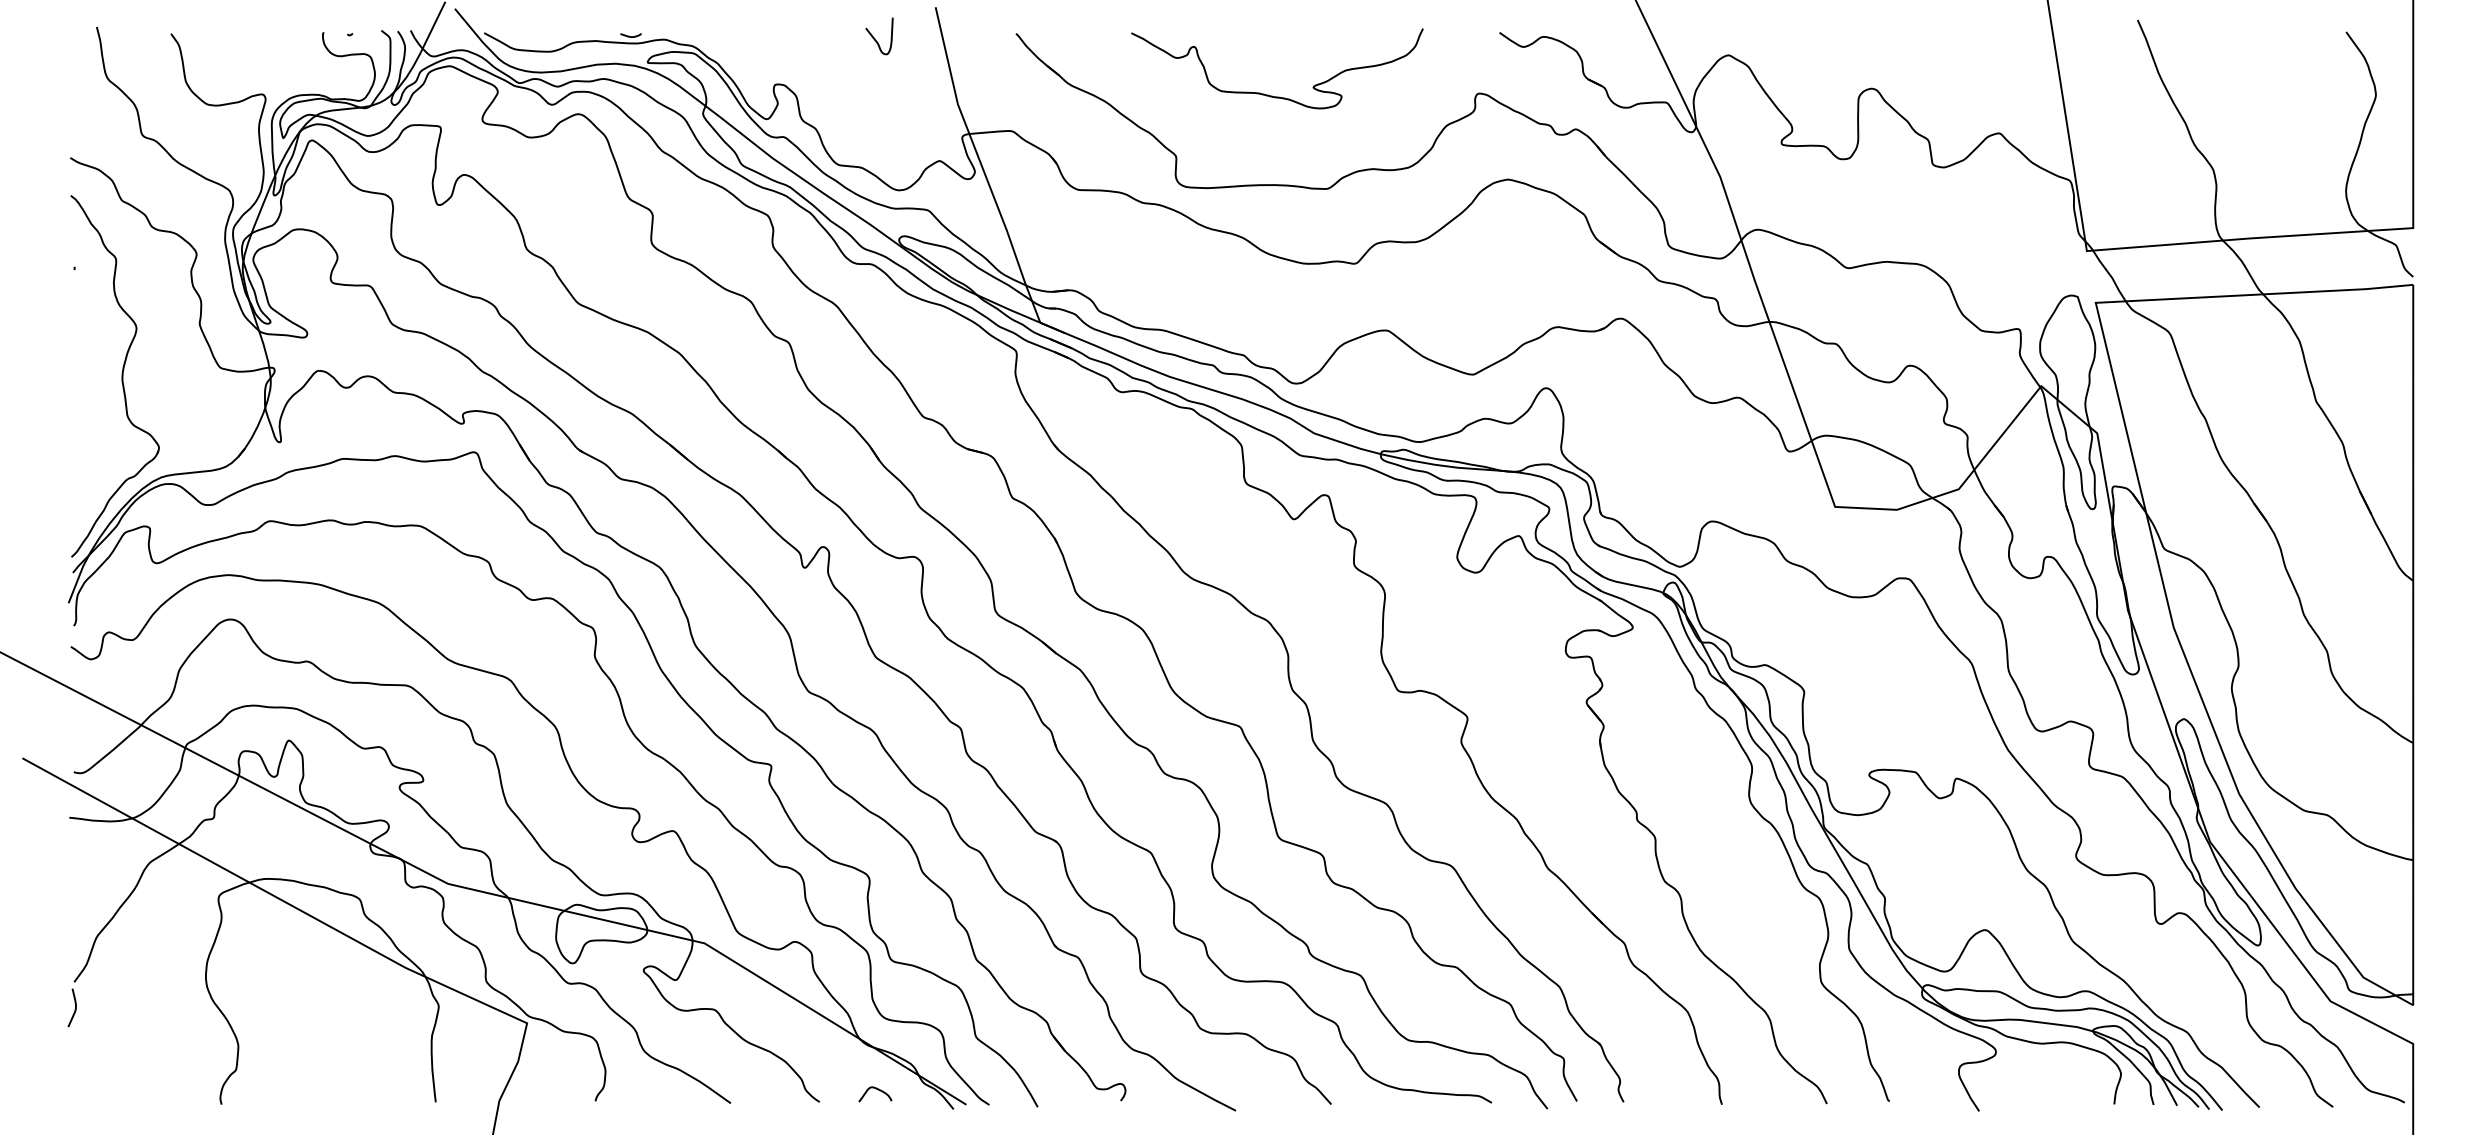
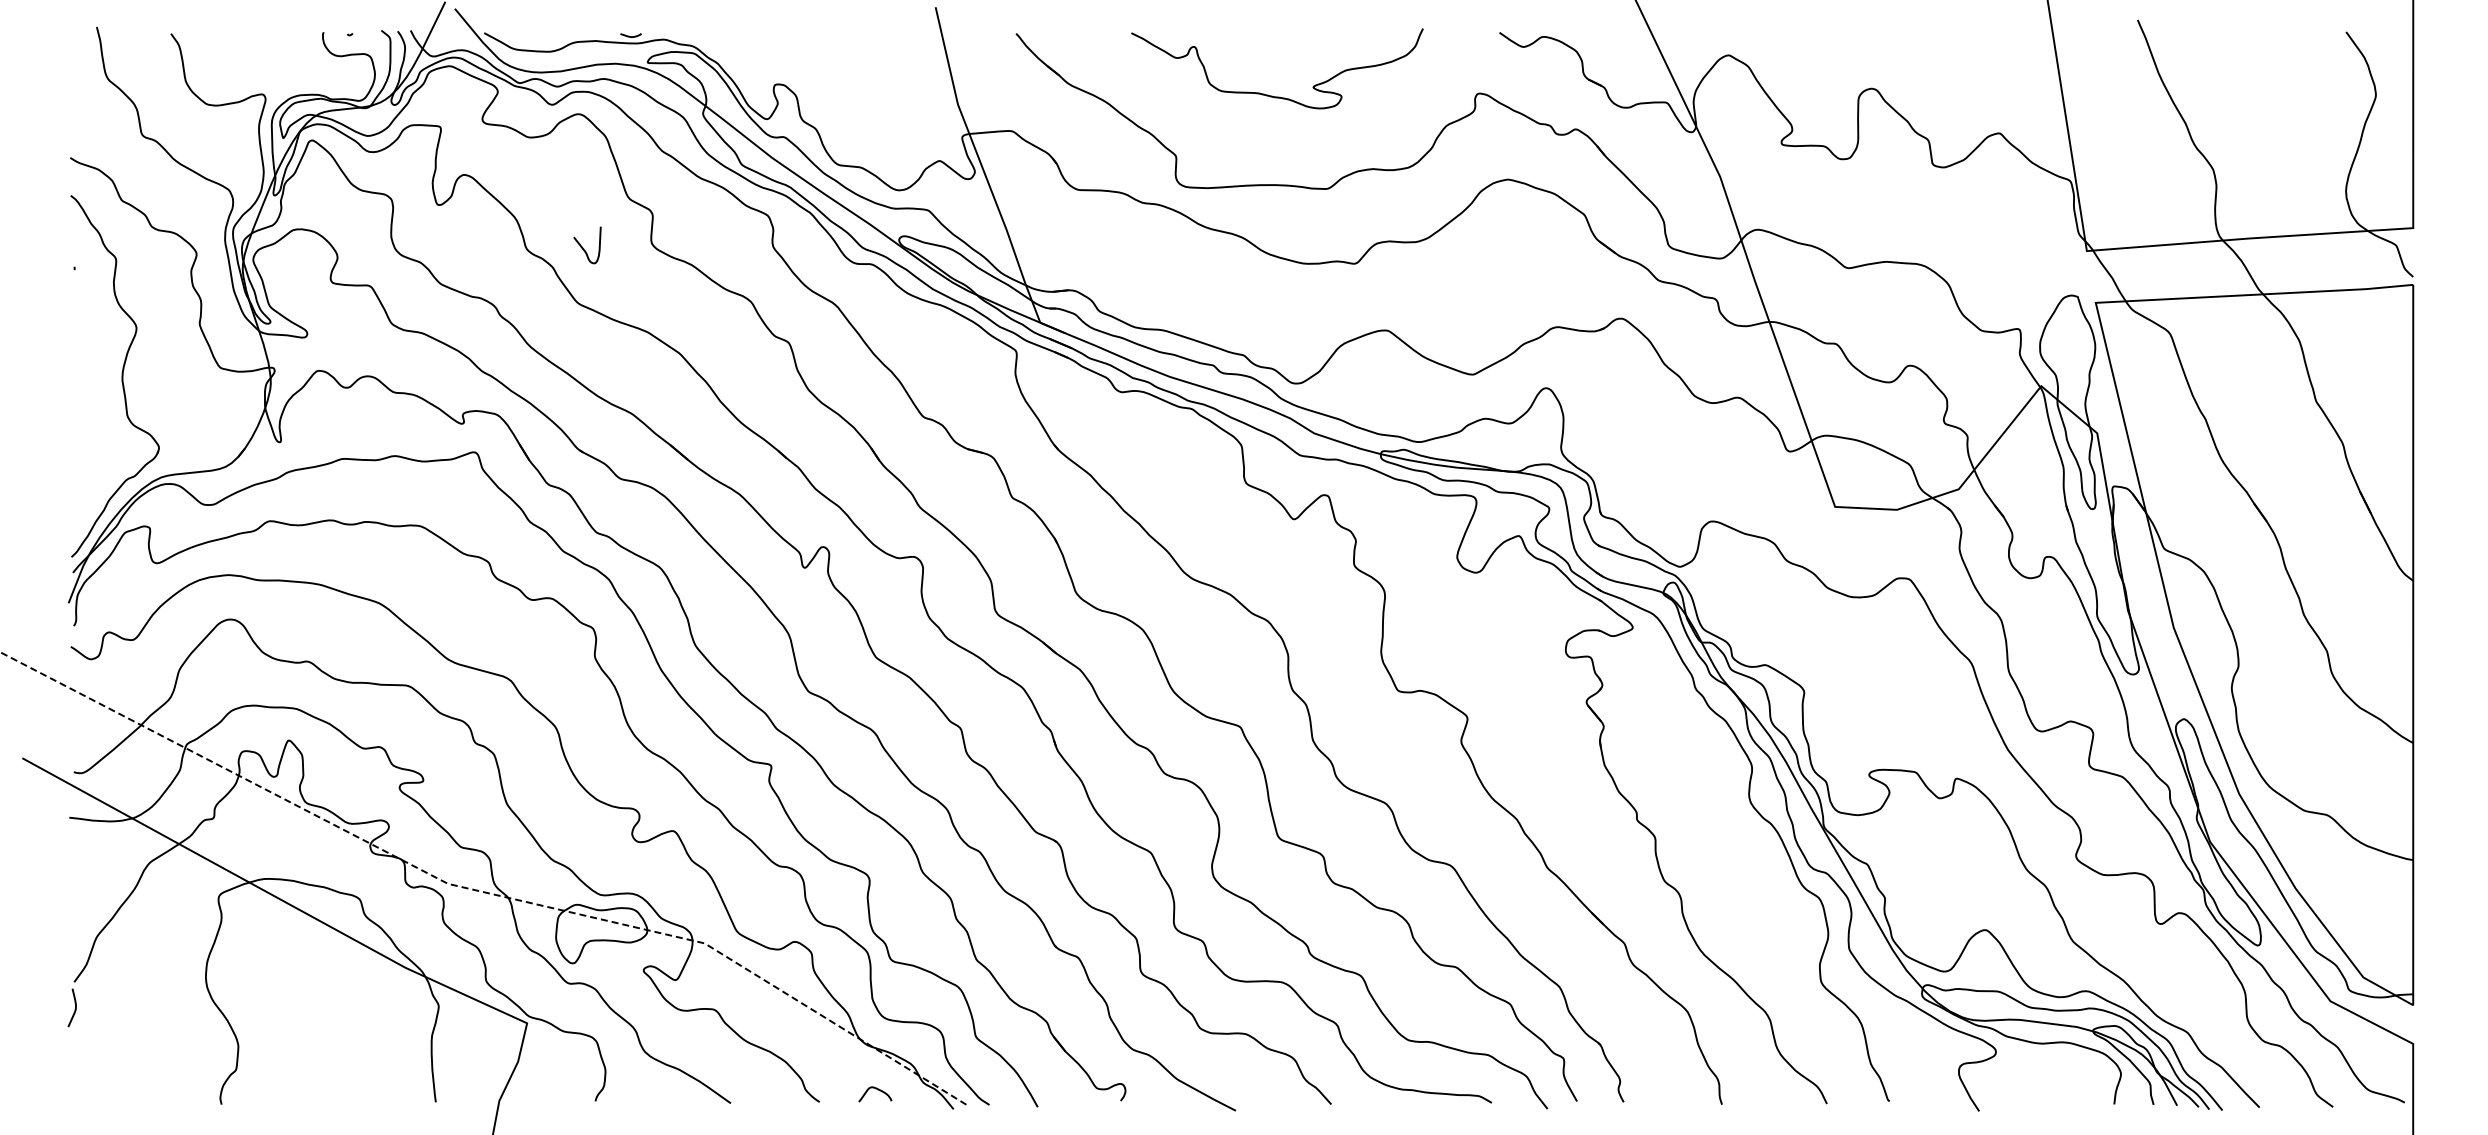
curve position: (875, 38) -> (583, 247) (583, 247)
line: solid -> dashed (481, 891)
